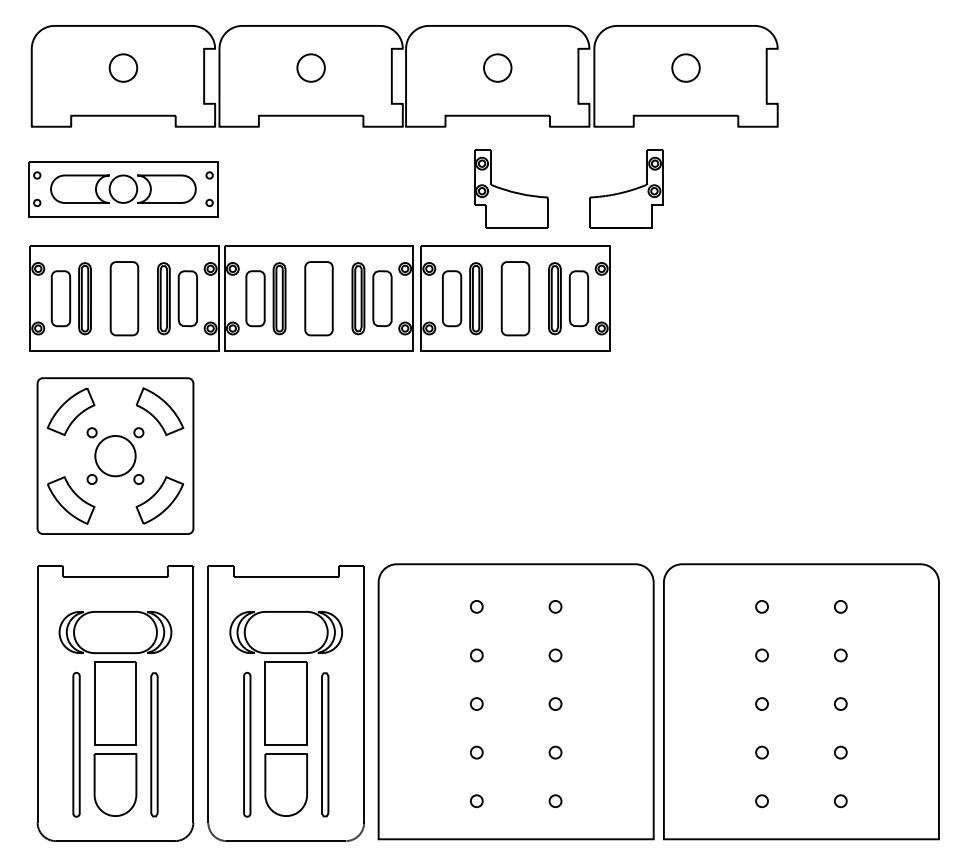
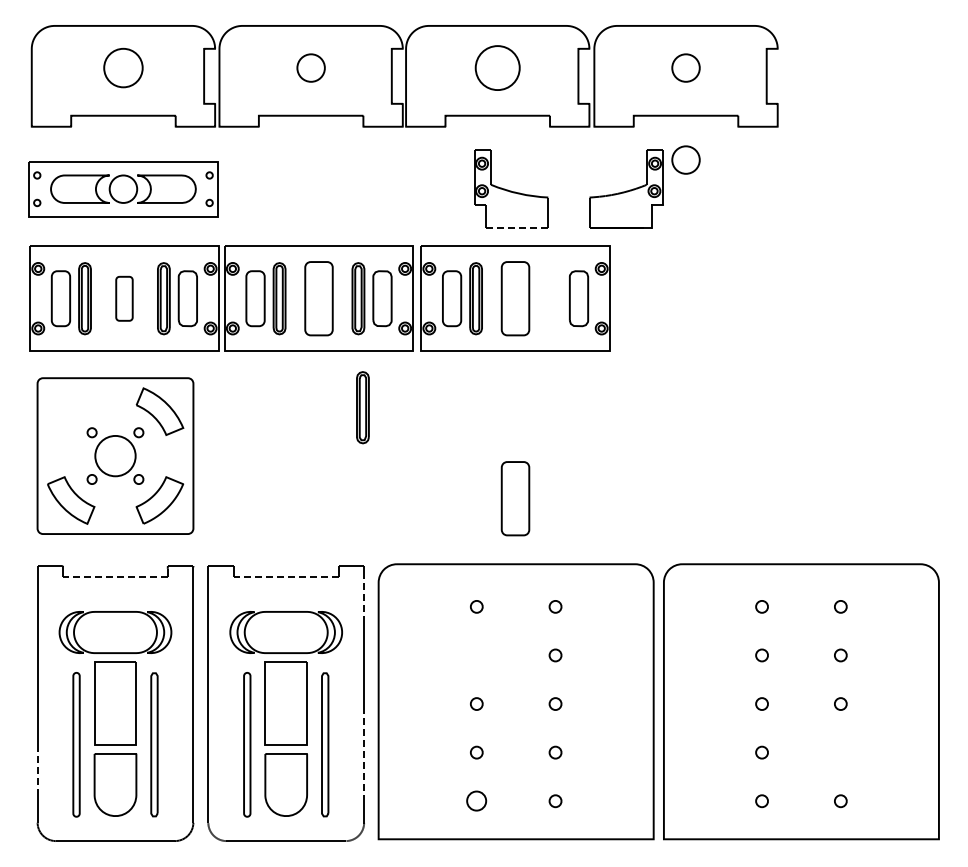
circle diameter: 28 px -> 39 px (123, 67)
circle diameter: 28 px -> 44 px (497, 68)
circle: none -> present (685, 159)
line: solid -> dashed (516, 227)
part size: 31x76 px -> 19x47 px (124, 298)
part position: (554, 298) -> (362, 407) (362, 407)
part: present -> none (71, 411)
part: none -> present (515, 498)
line: solid -> dashed (115, 577)
line: solid -> dashed (285, 577)
line: solid -> dashed (364, 600)
circle: present -> none (476, 655)
circle: present -> none (840, 752)
line: solid -> dashed (364, 757)
line: solid -> dashed (37, 767)
circle size: 14x15 px -> 22x22 px (476, 800)
